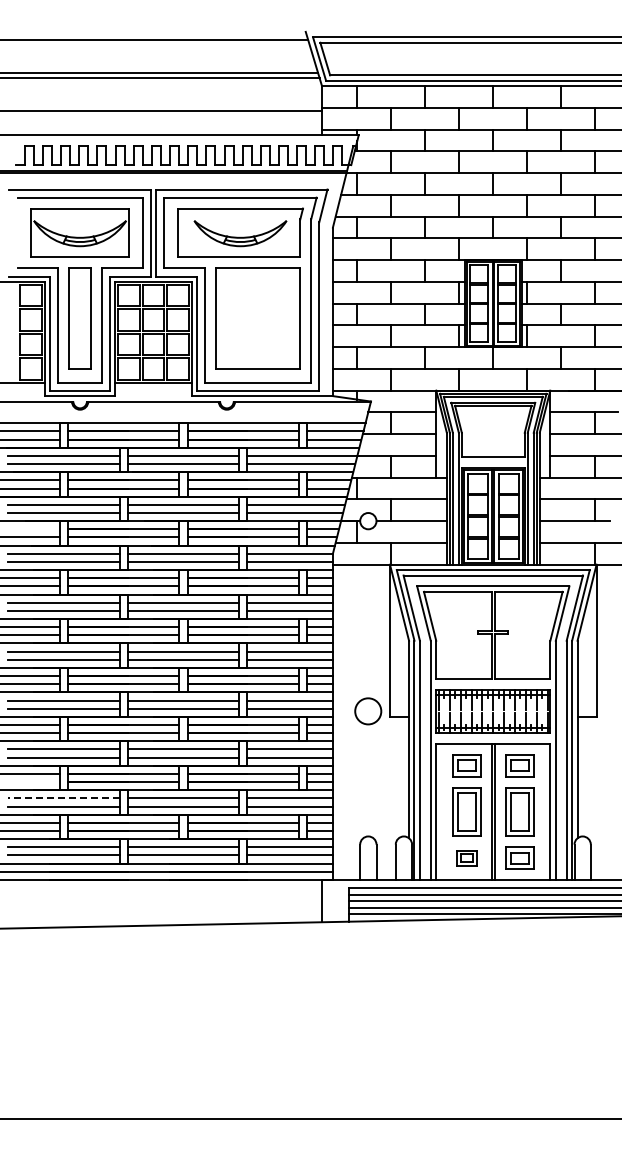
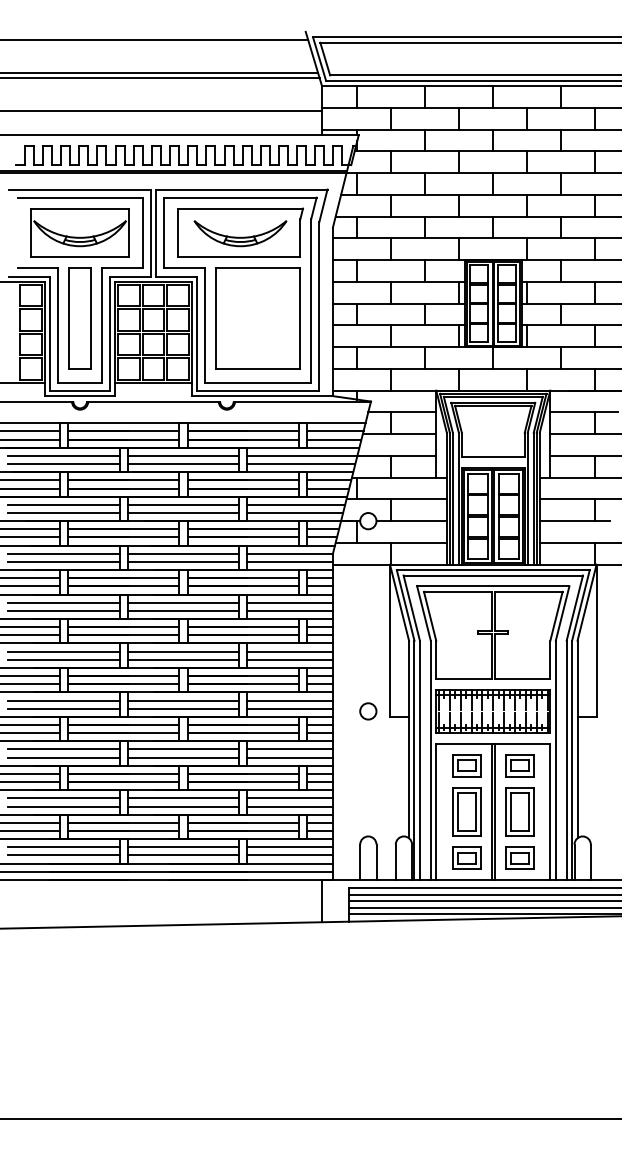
line: none -> present (30, 529)
circle size: 29x29 px -> 19x19 px (368, 711)
line: none -> present (30, 782)
line: dashed -> solid (63, 798)
part size: 22x17 px -> 30x24 px (466, 857)
